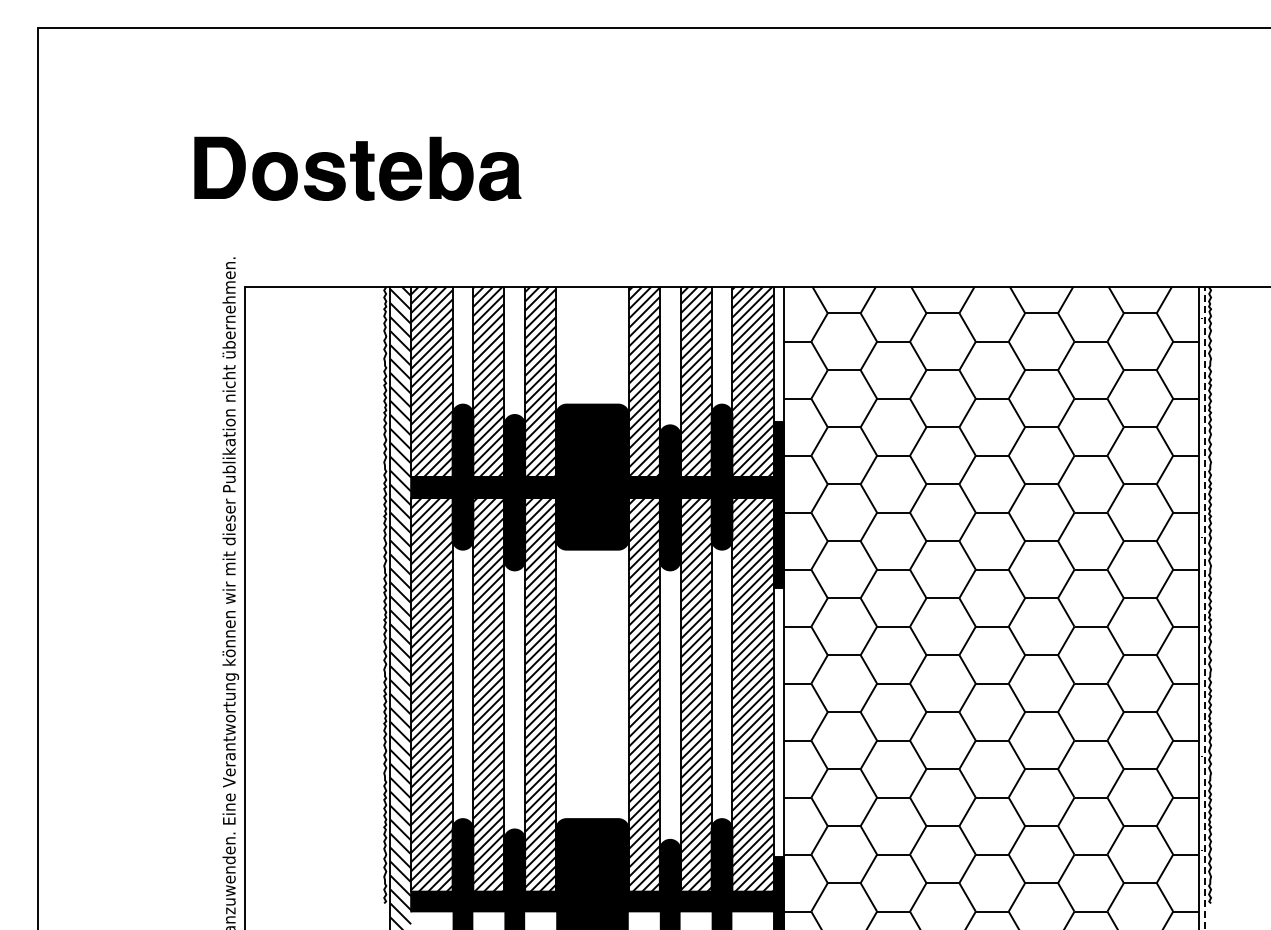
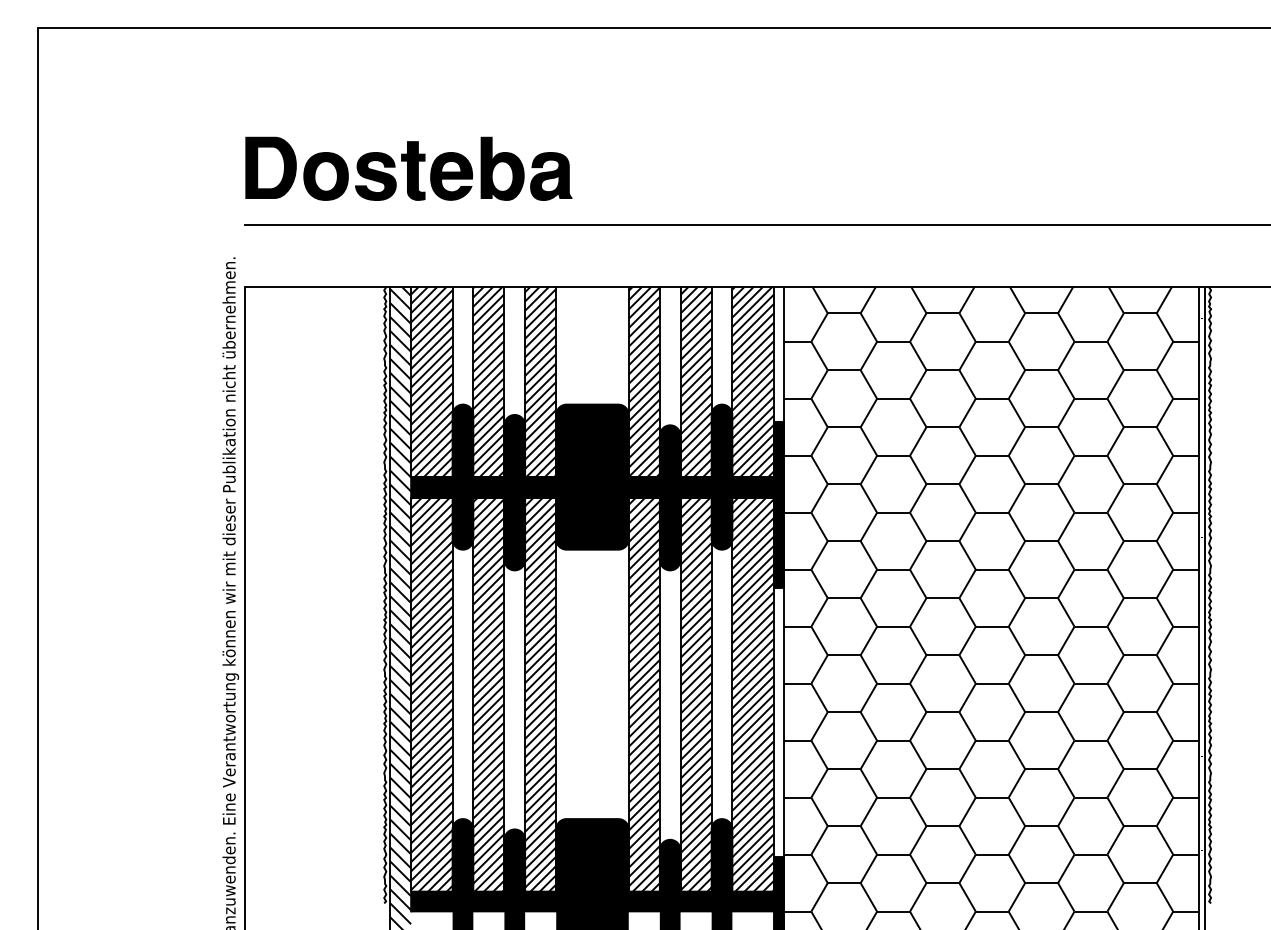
part position: (357, 168) -> (408, 168) (408, 168)
line: none -> present (756, 224)
line: dashed -> solid (1204, 607)
